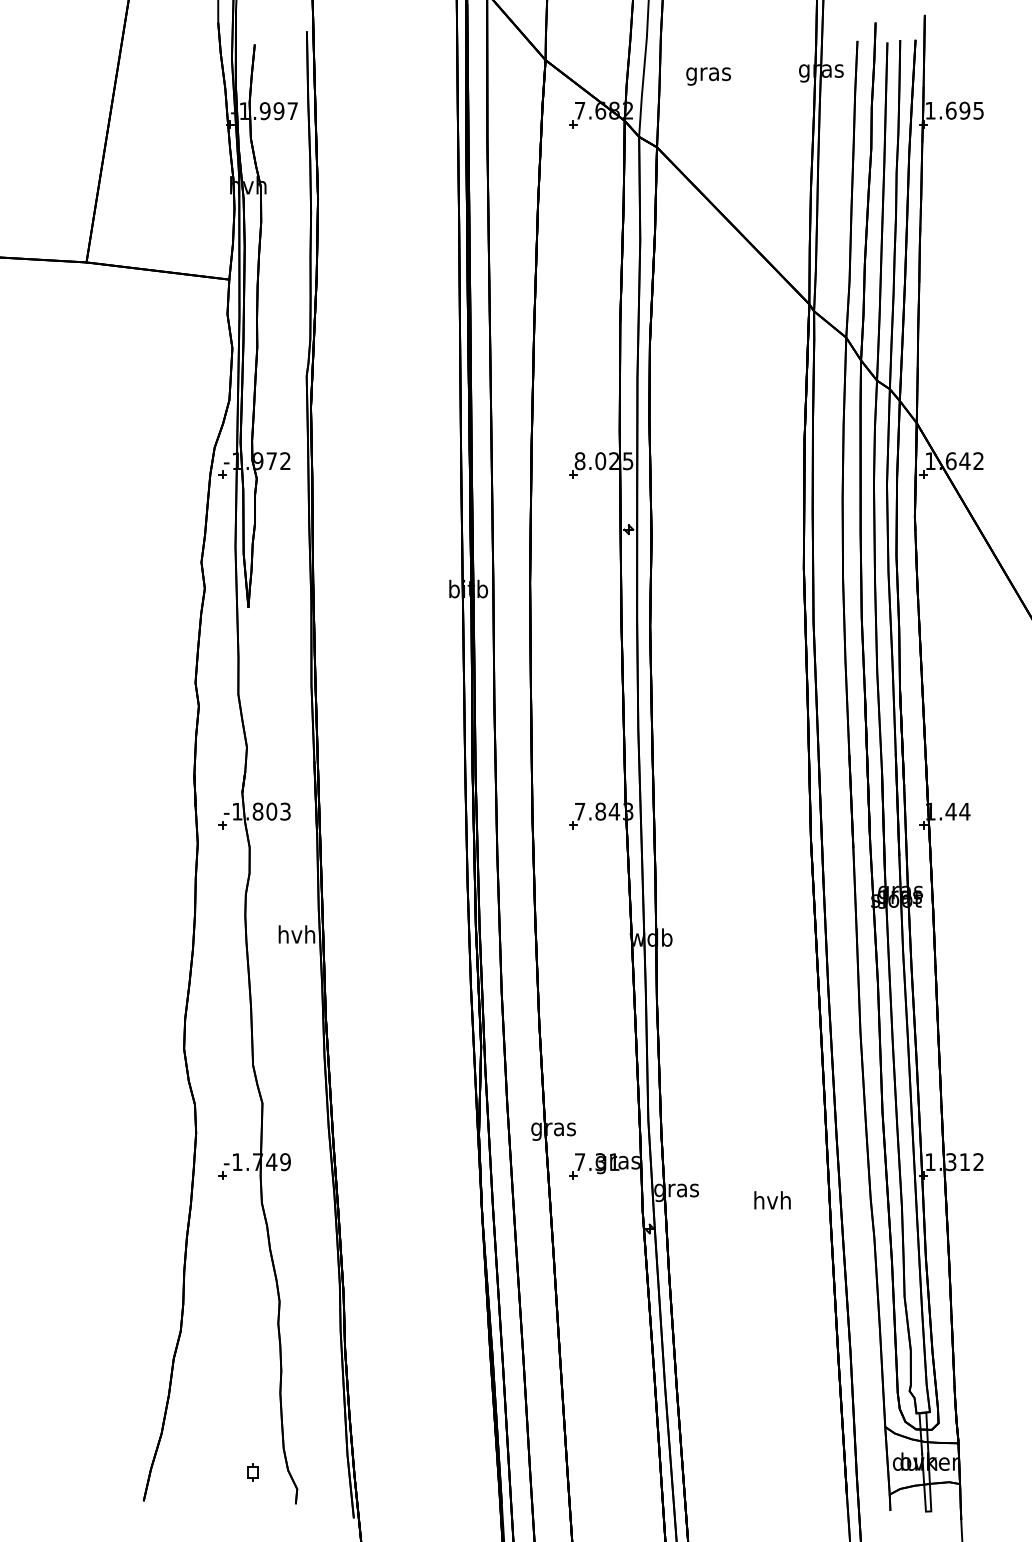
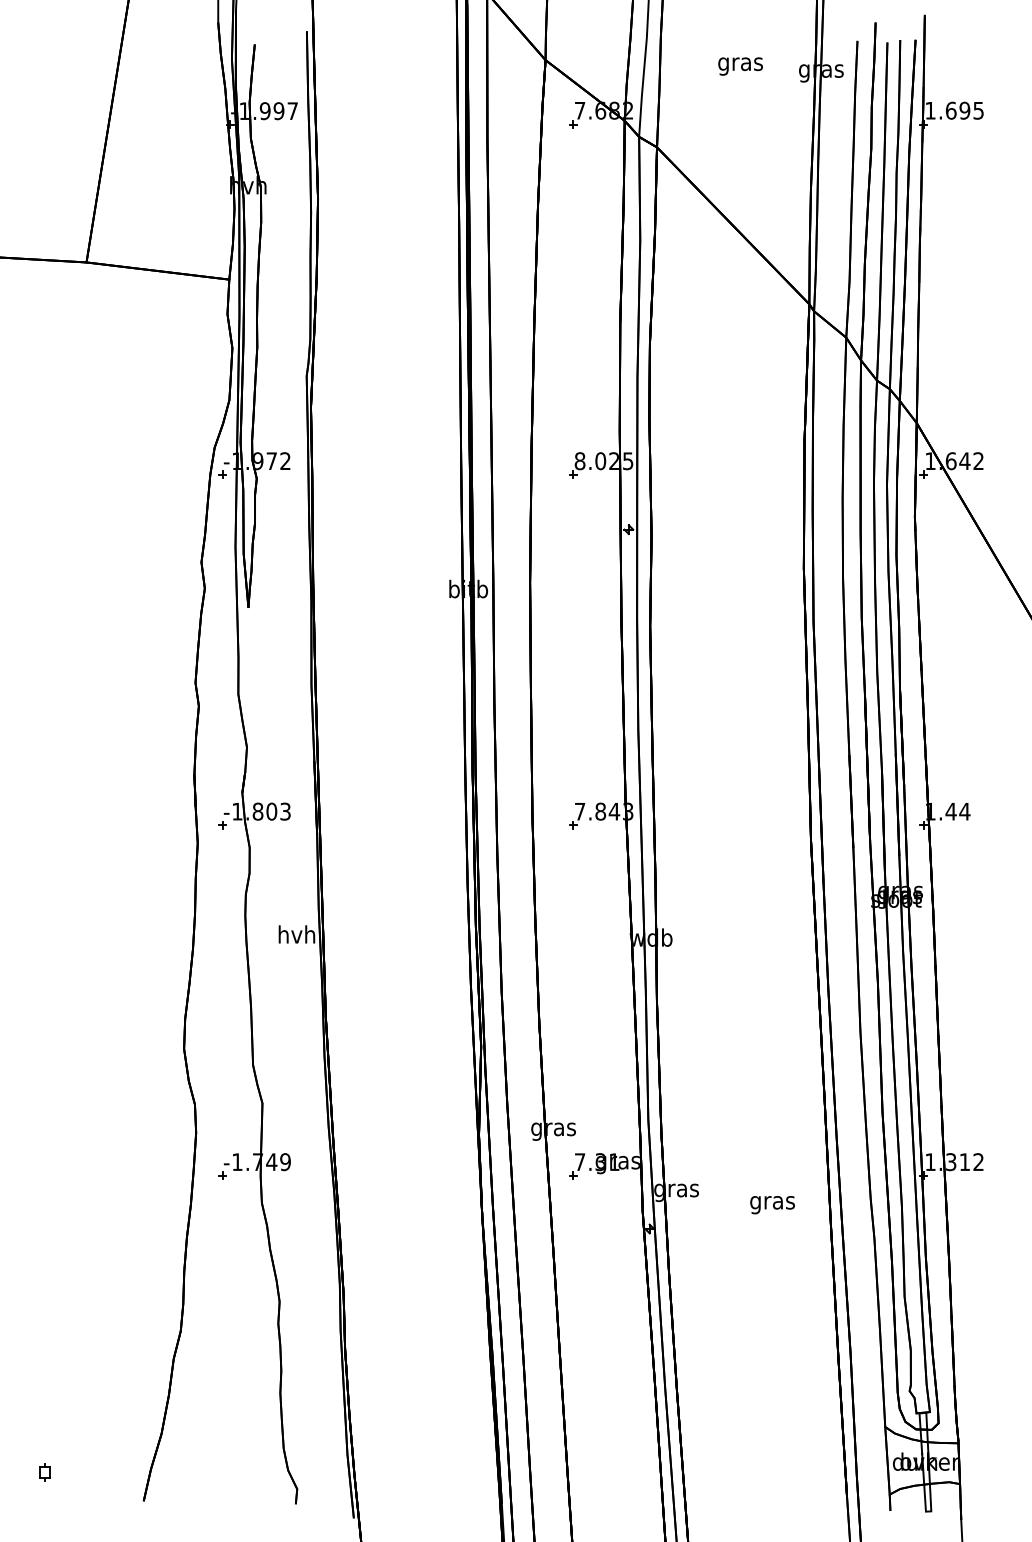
text position: (708, 76) -> (740, 66) (740, 66)
text: hvh -> gras (772, 1202)
part position: (252, 1472) -> (44, 1472) (44, 1472)
